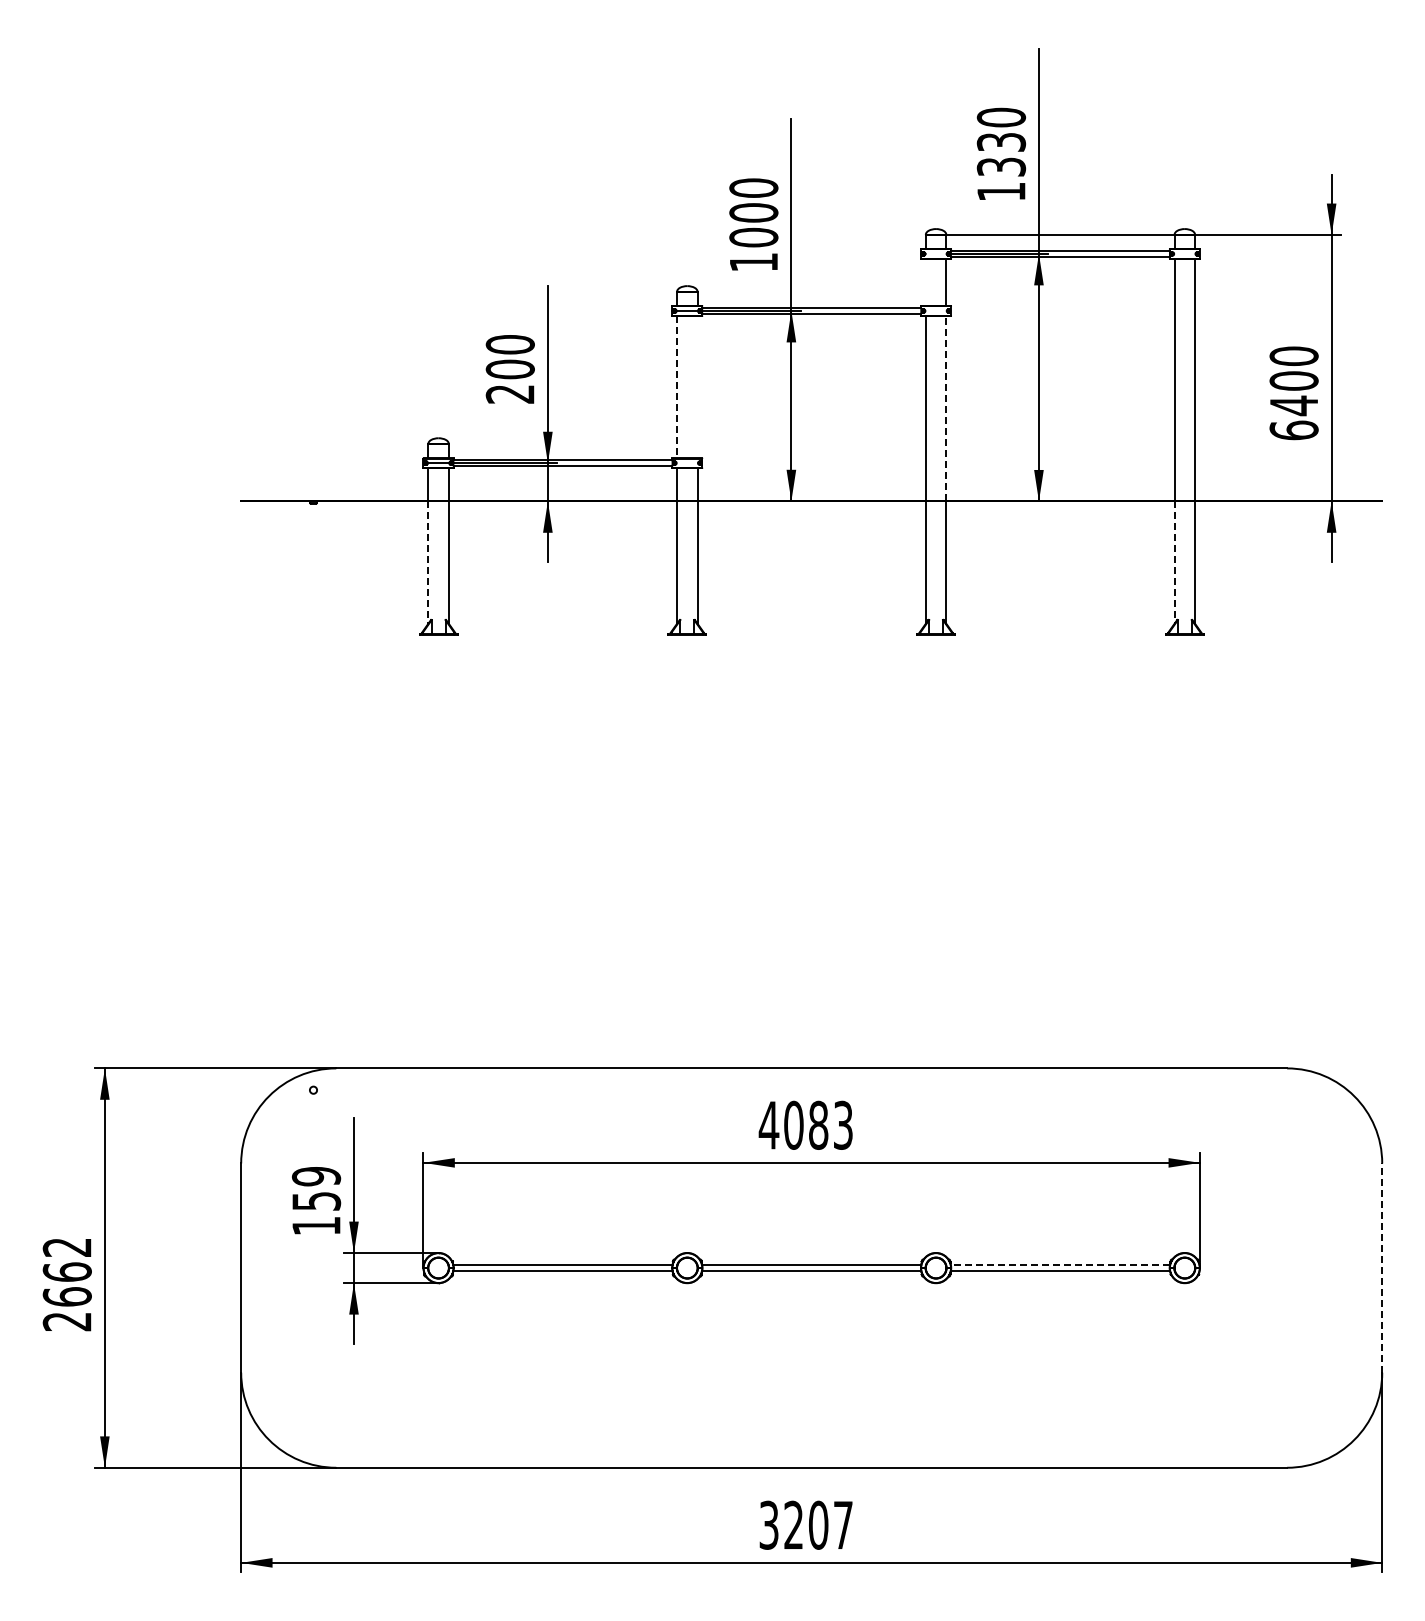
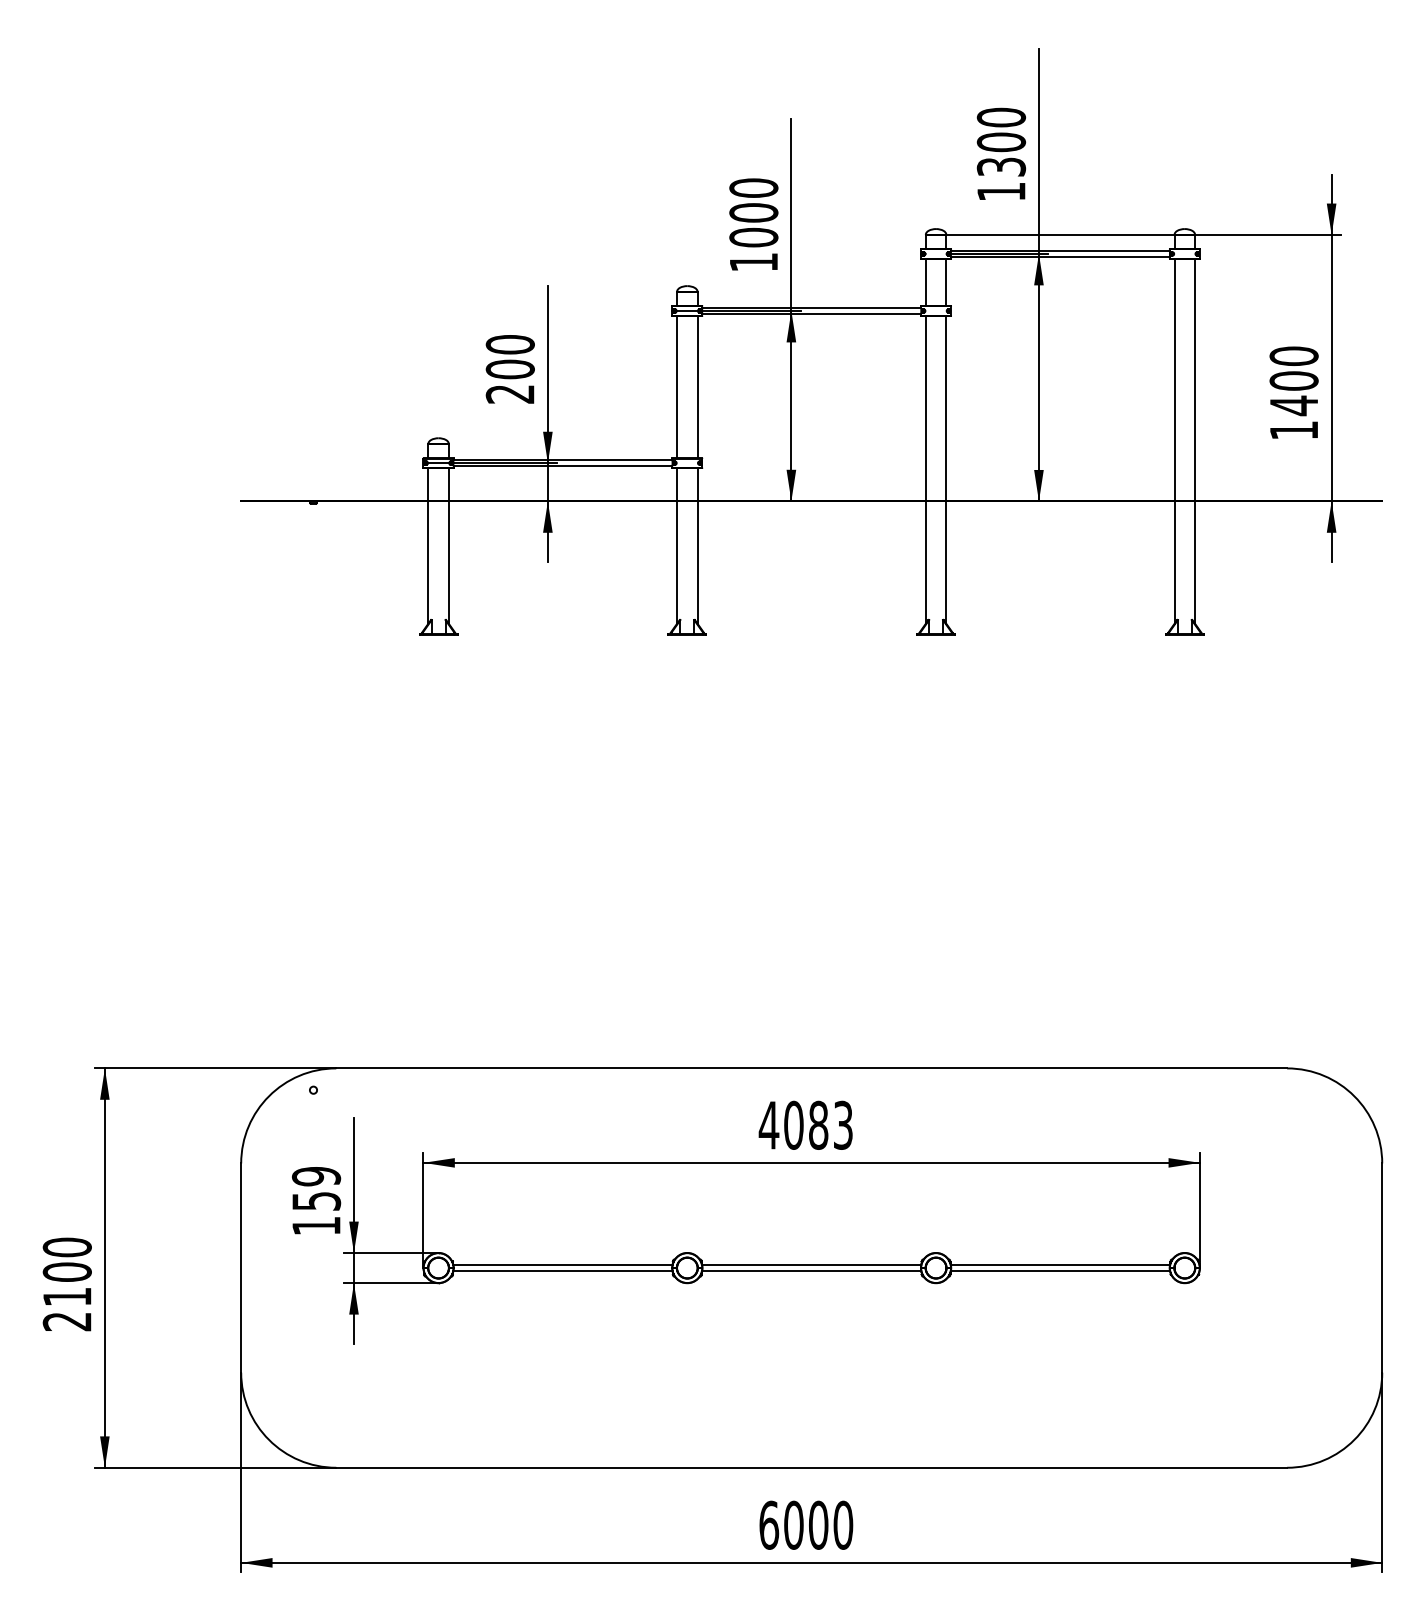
text: 1330 -> 1300 (1001, 142)
line: none -> present (925, 282)
line: none -> present (697, 386)
line: dashed -> solid (677, 387)
line: dashed -> solid (946, 408)
text: 6400 -> 1400 (1293, 430)
line: dashed -> solid (428, 563)
line: dashed -> solid (1174, 563)
line: dashed -> solid (1060, 1265)
line: dashed -> solid (1382, 1268)
text: 2662 -> 2100 (66, 1271)
text: 3207 -> 6000 (806, 1524)
